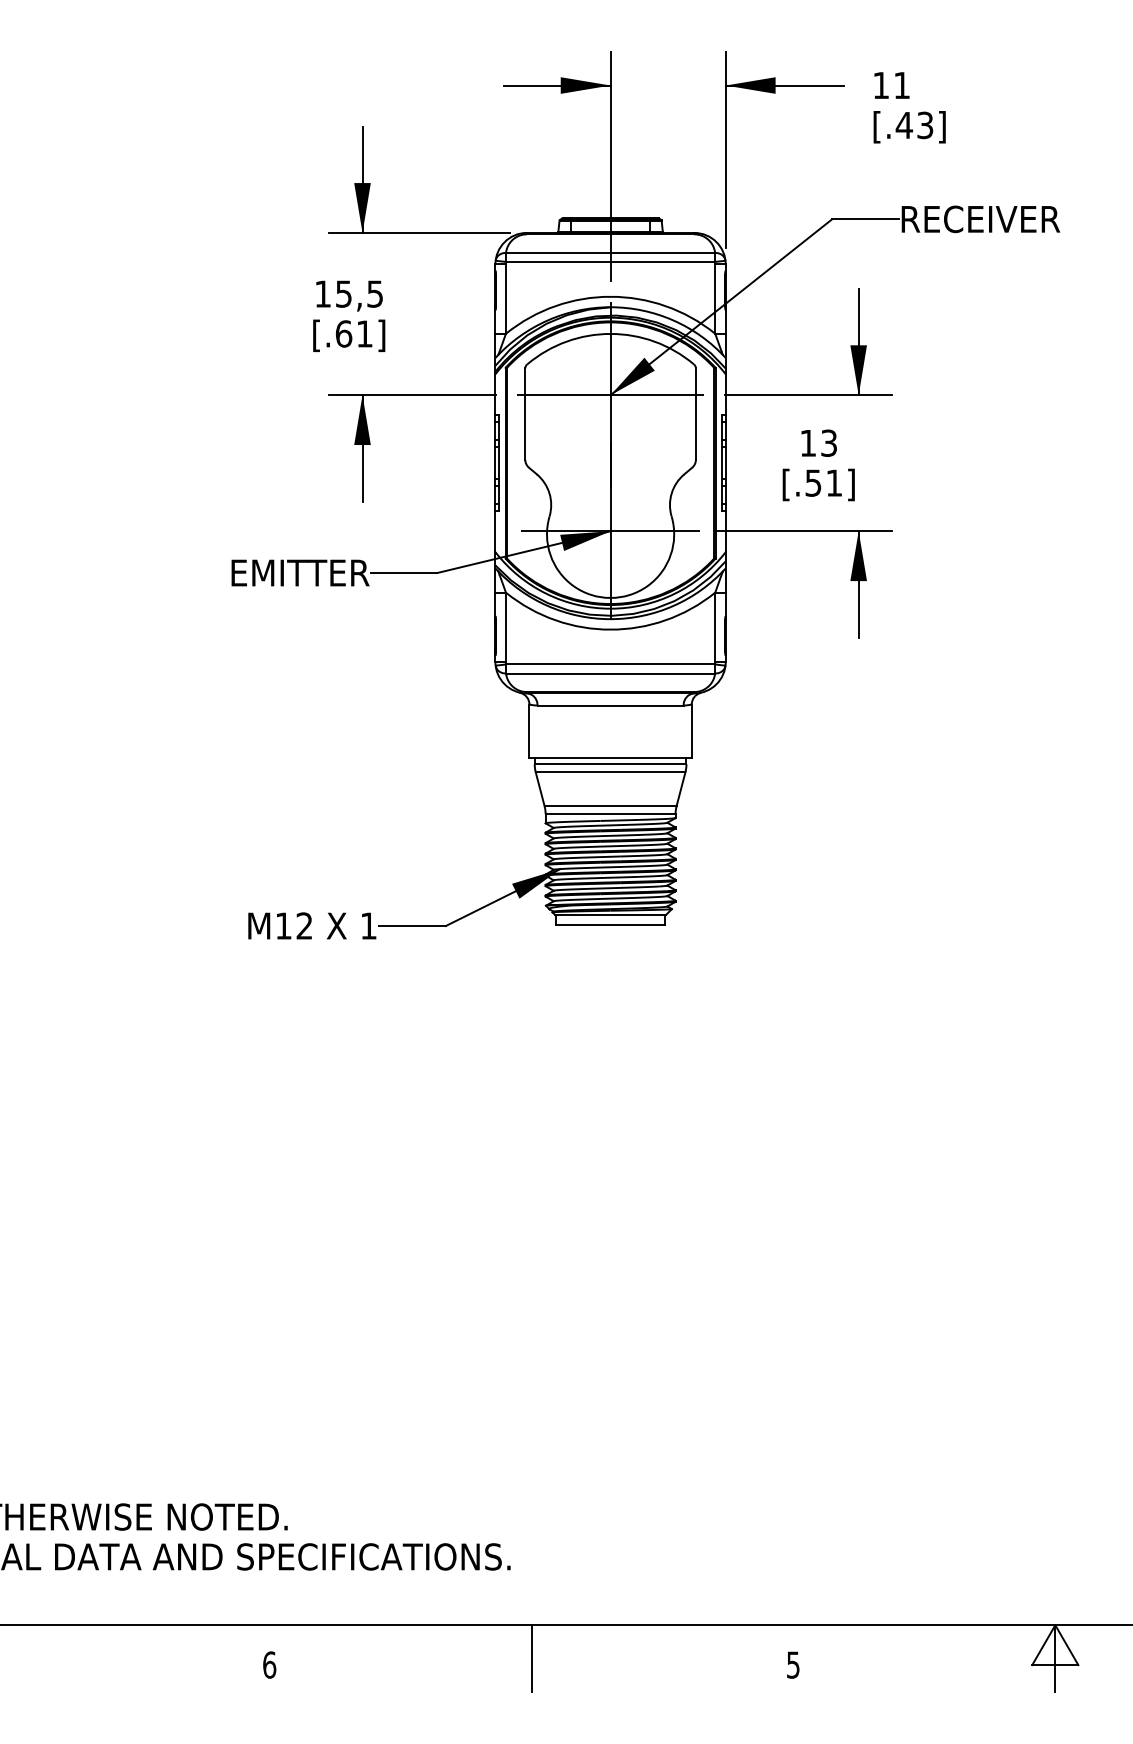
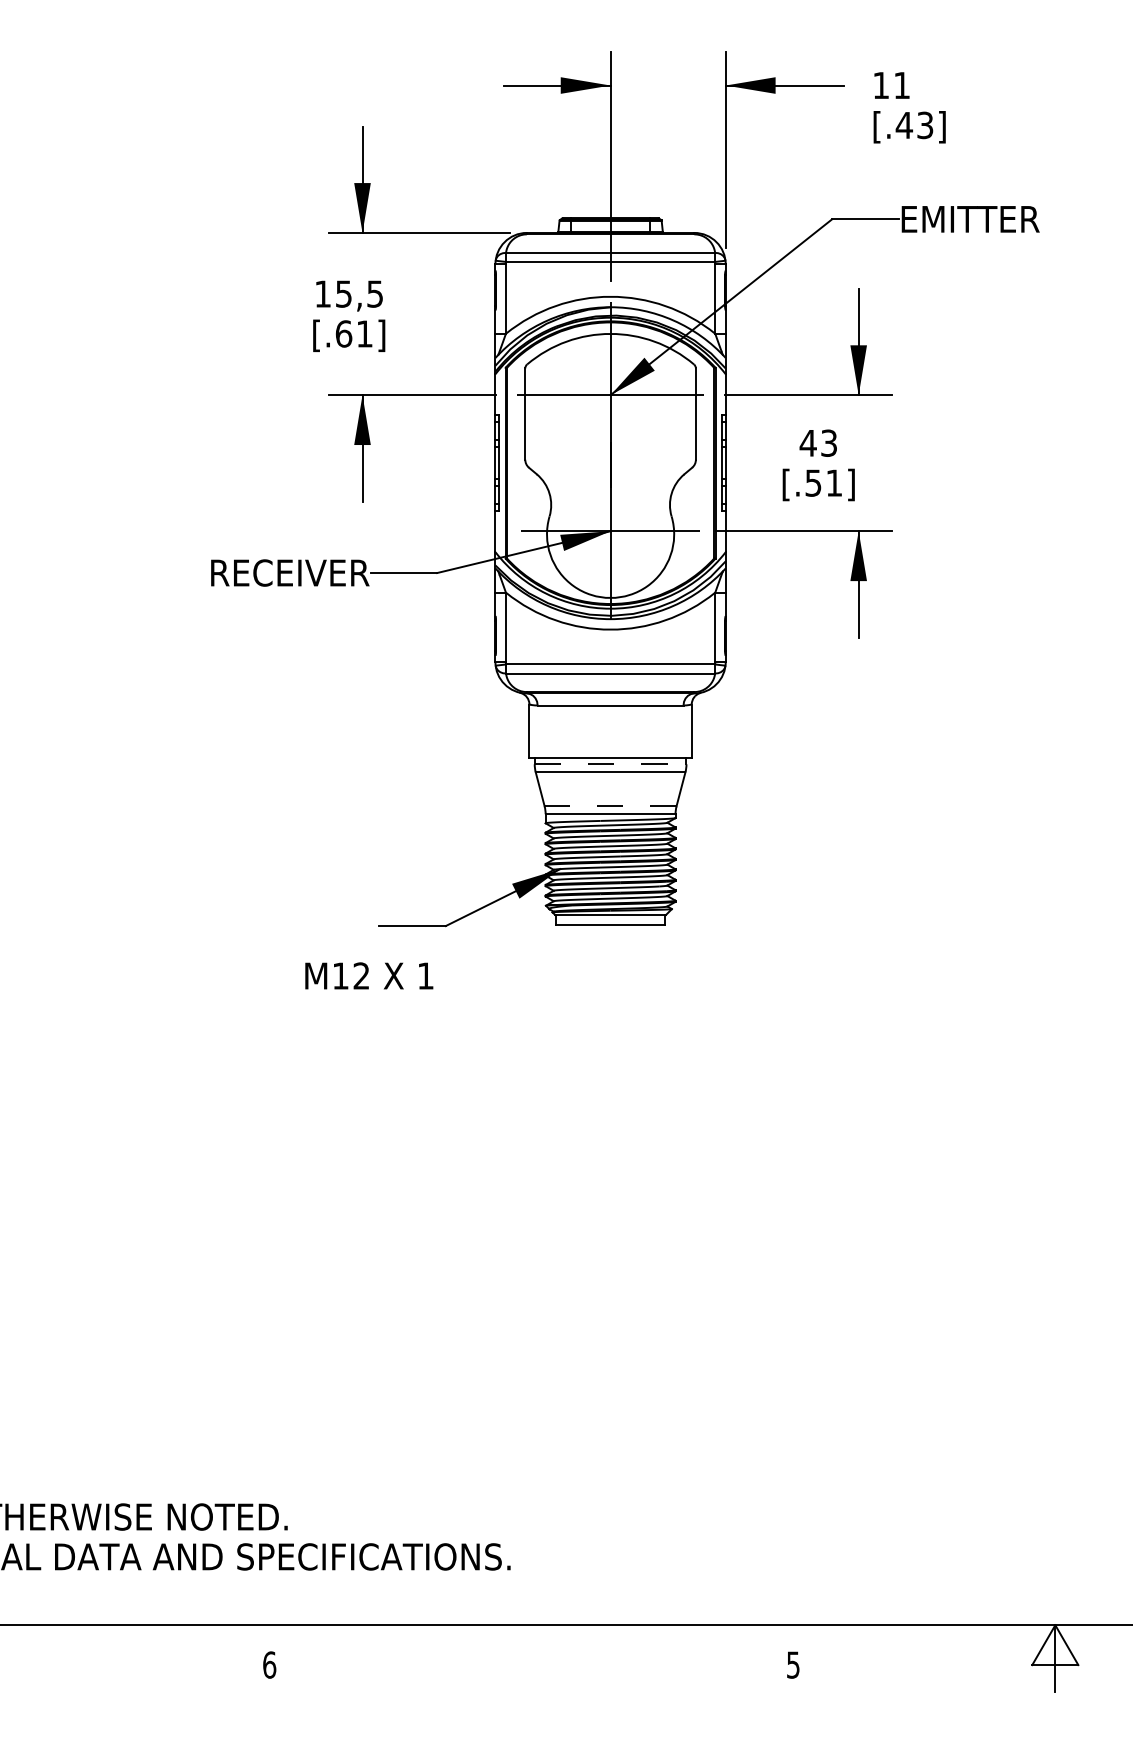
text: RECEIVER -> EMITTER (982, 219)
text: 13 -> 43 (807, 443)
text: EMITTER -> RECEIVER (269, 572)
line: solid -> dashed (610, 764)
line: solid -> dashed (610, 806)
text position: (312, 925) -> (369, 975) (369, 975)
line: present -> none (531, 1658)
